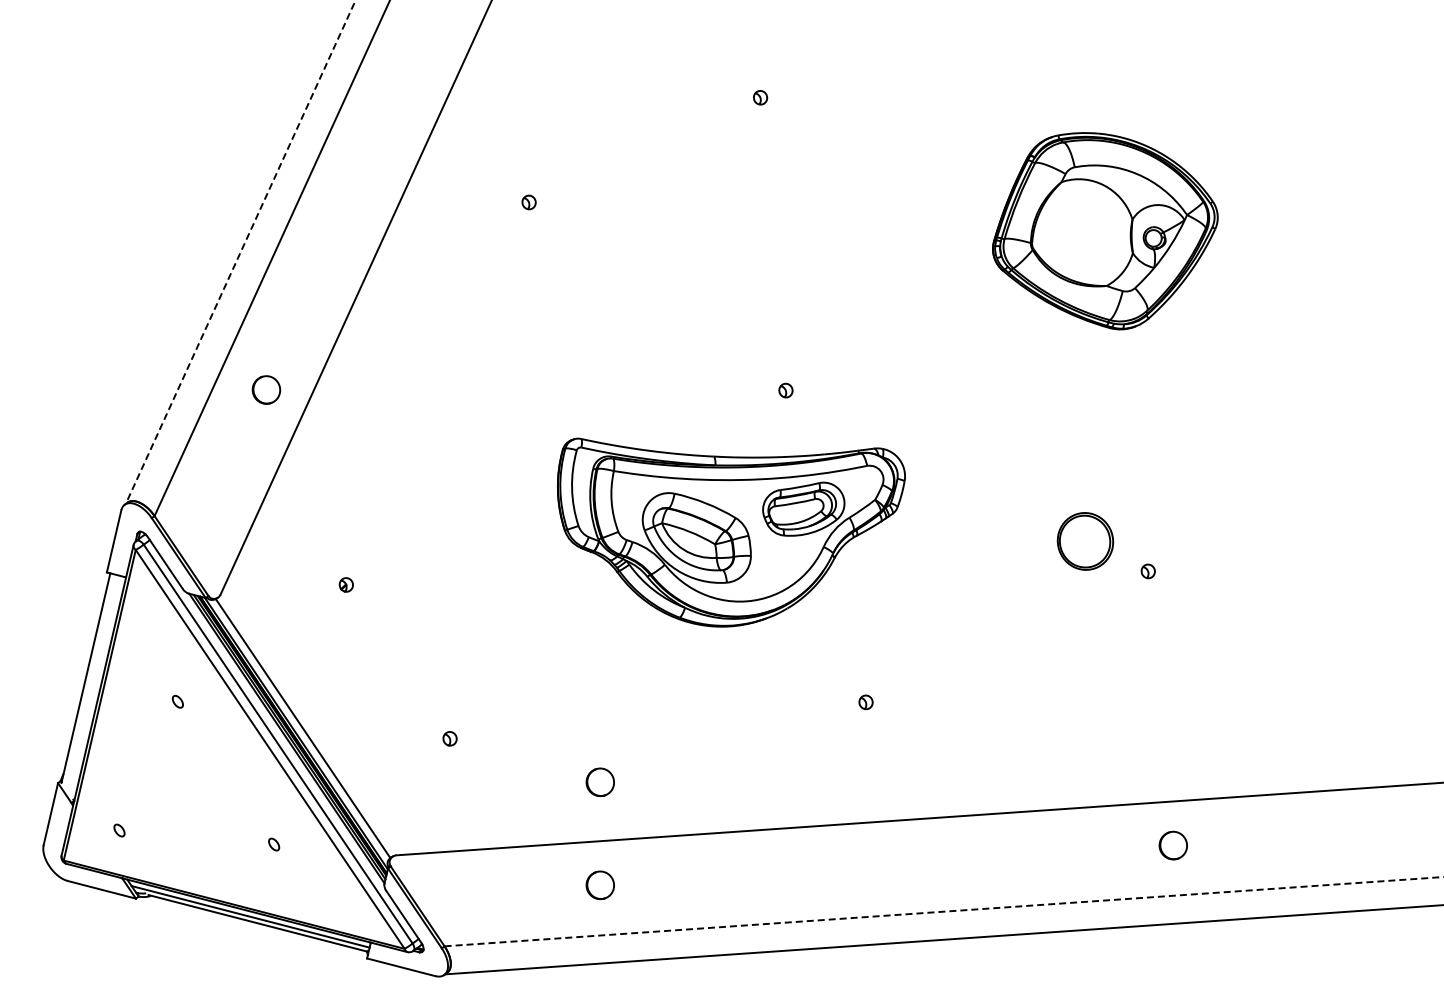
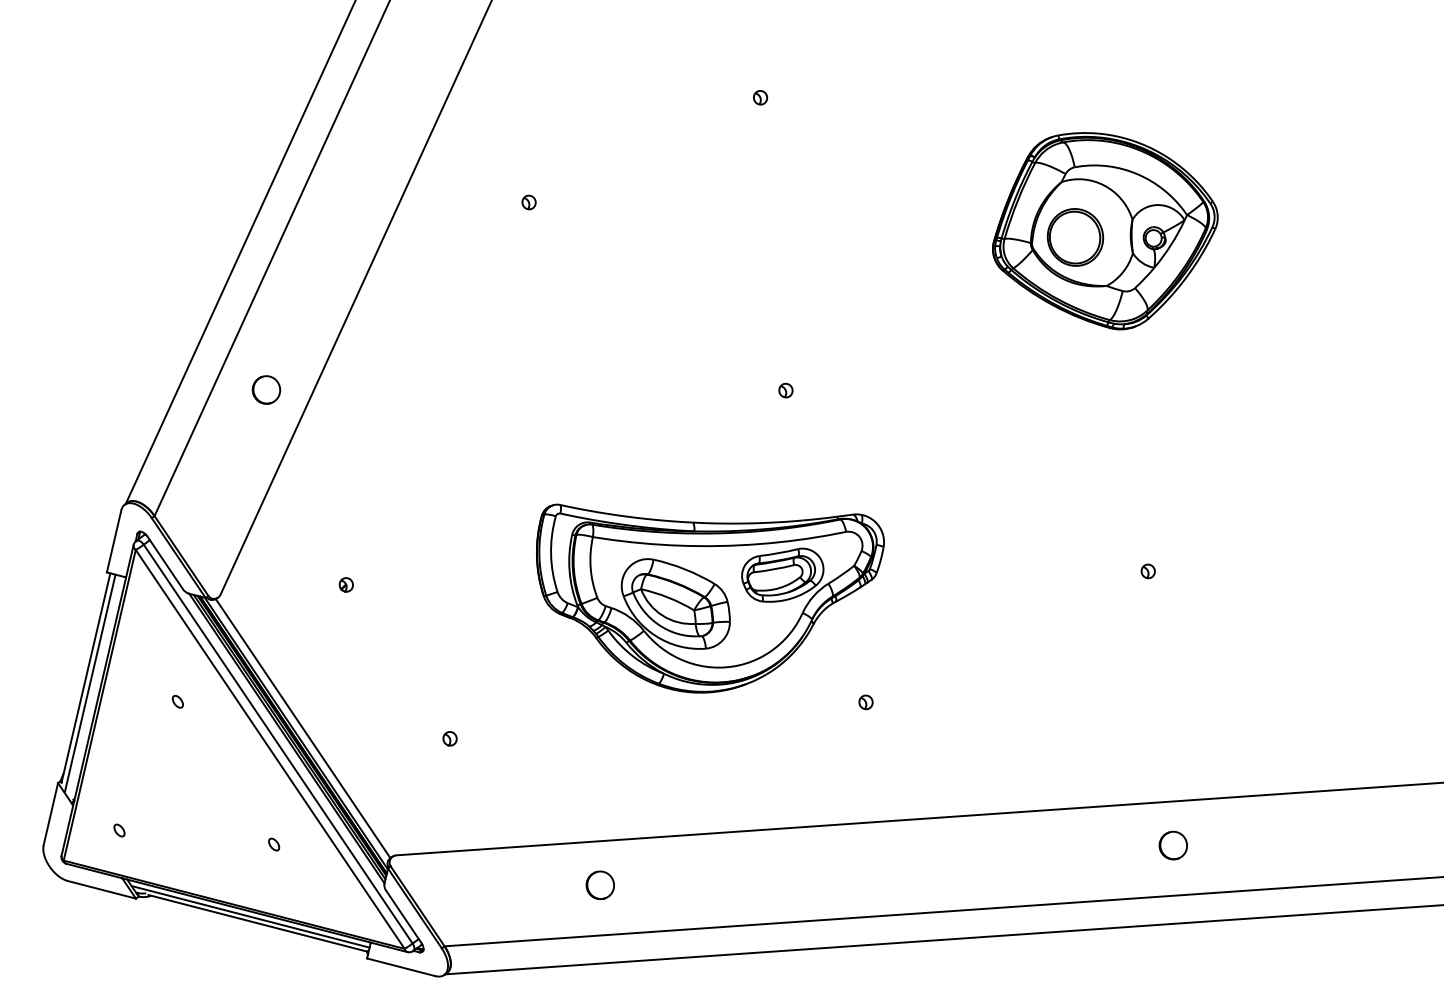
line: dashed -> solid (240, 252)
part position: (731, 532) -> (710, 598) (710, 598)
part position: (1085, 541) -> (1075, 237) (1075, 237)
line: none -> present (89, 683)
part: present -> none (599, 782)
line: dashed -> solid (944, 911)
